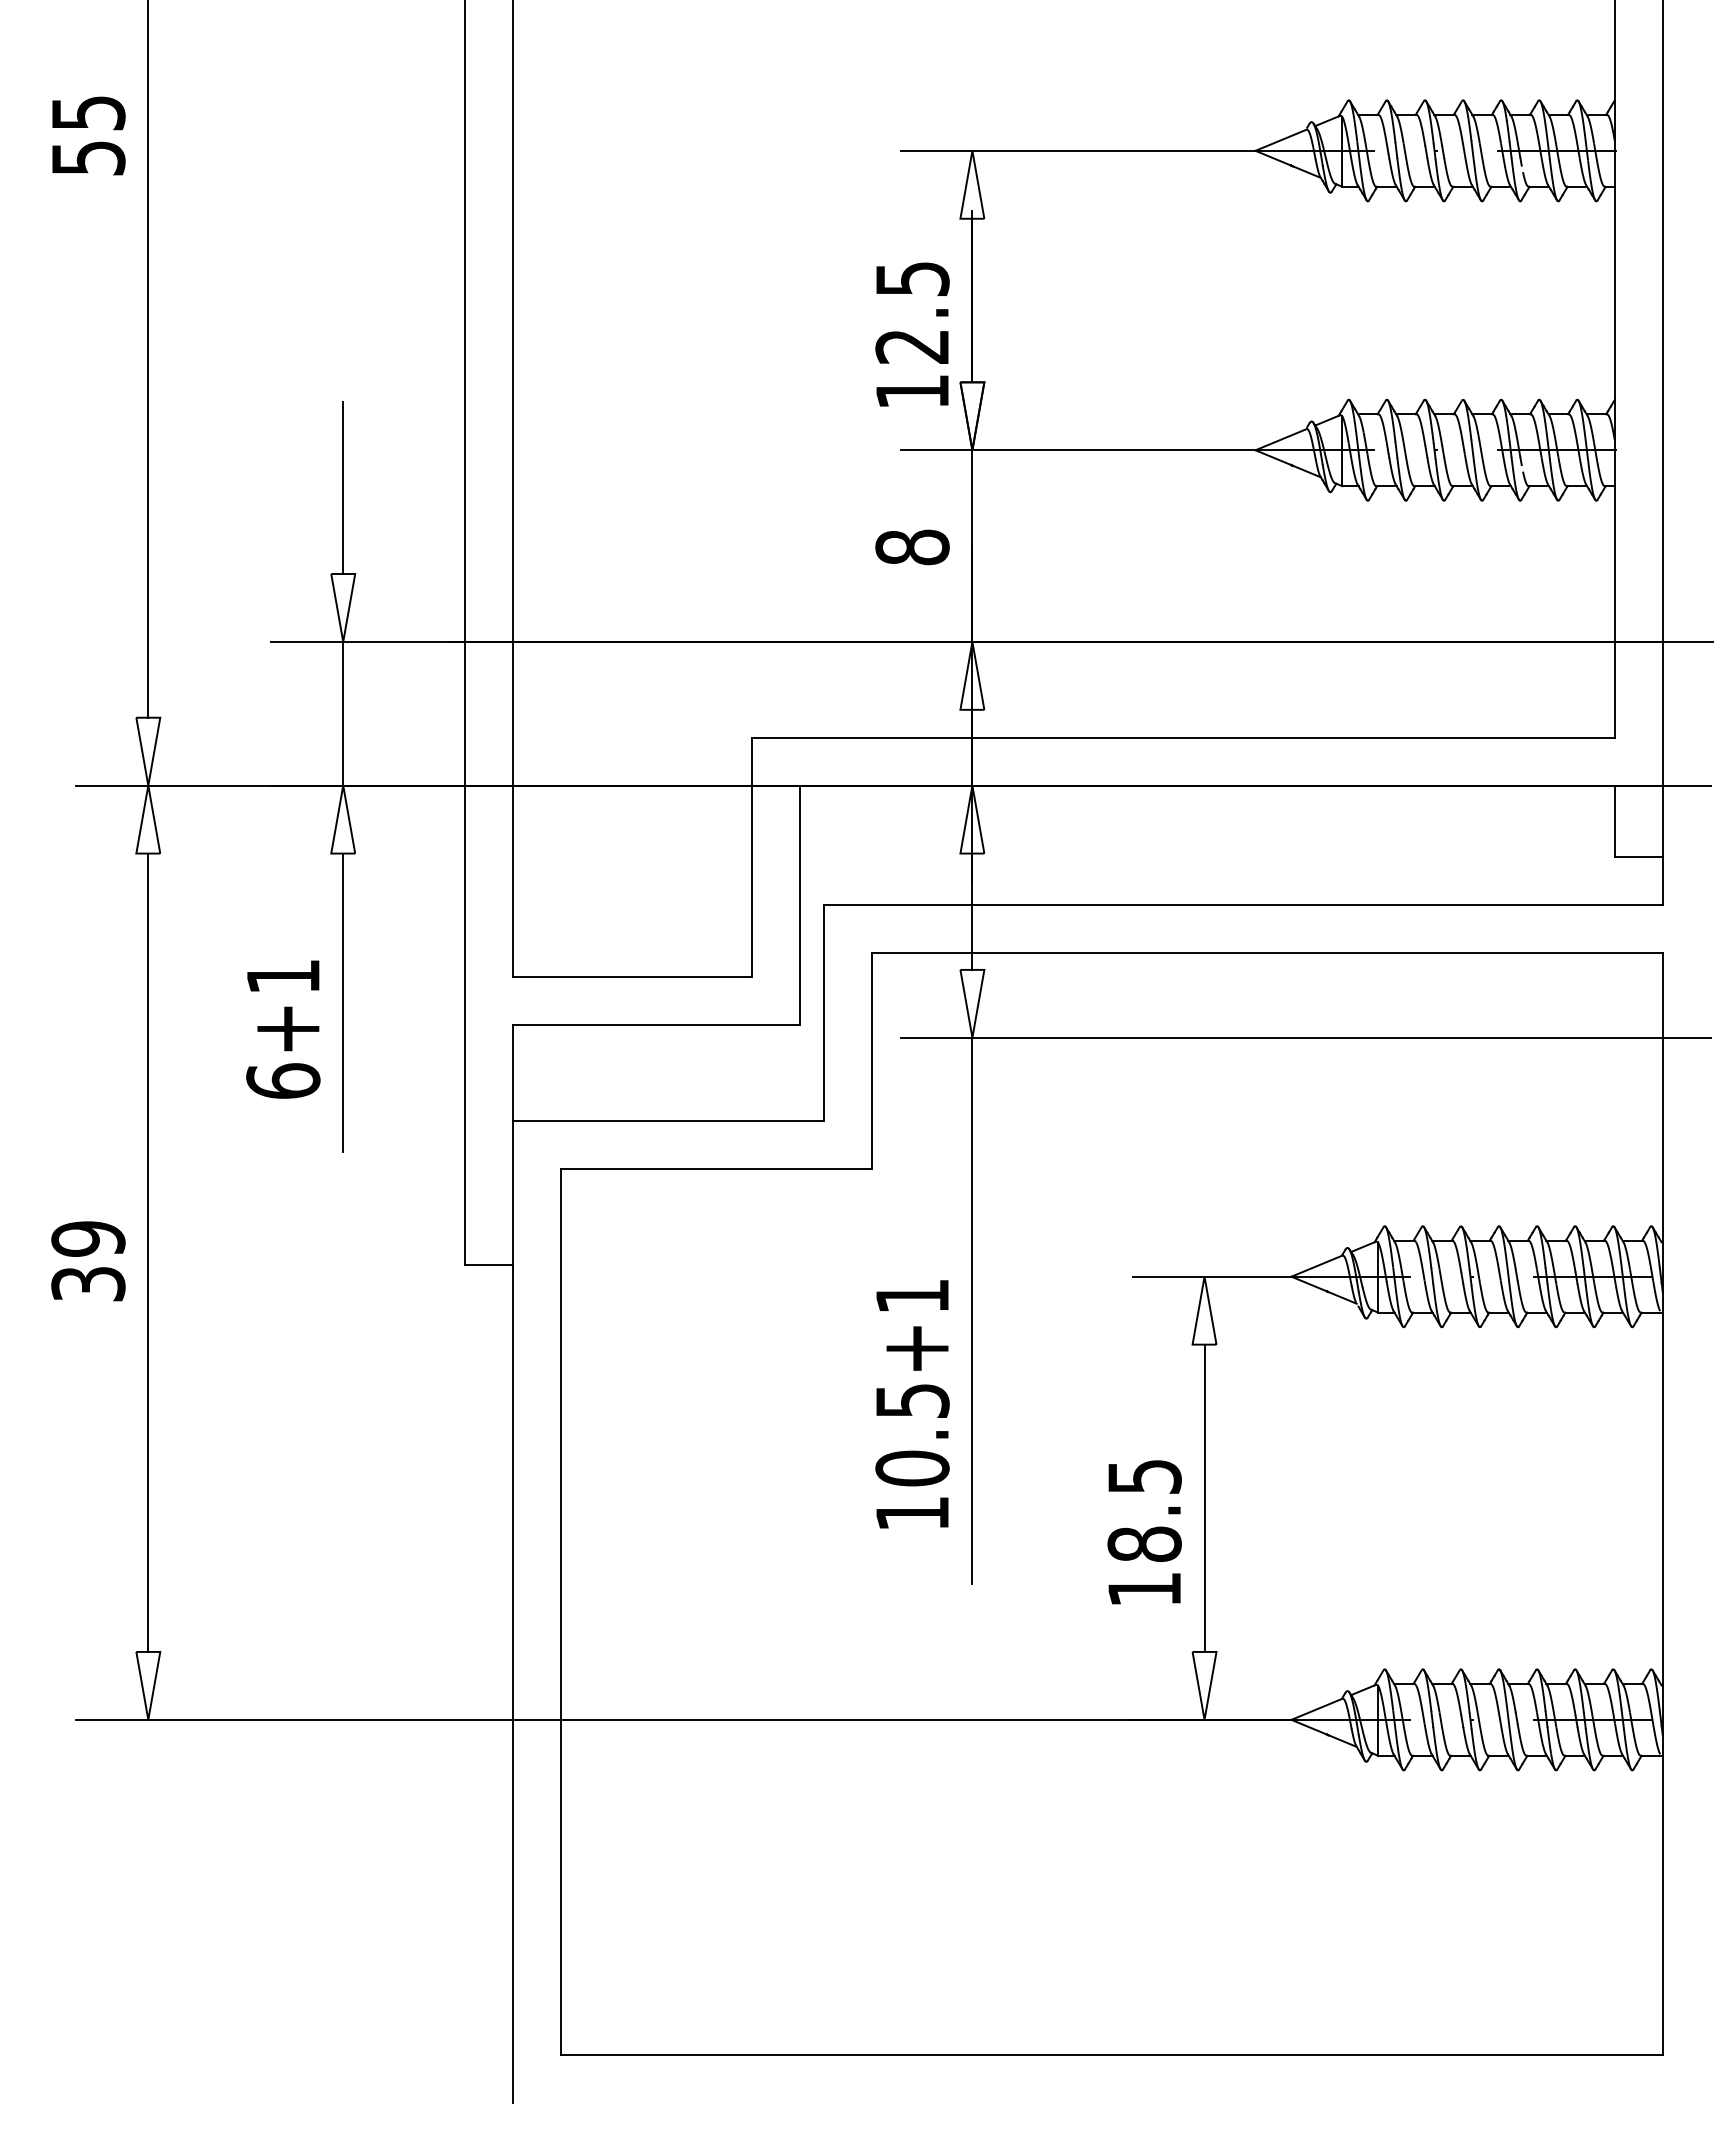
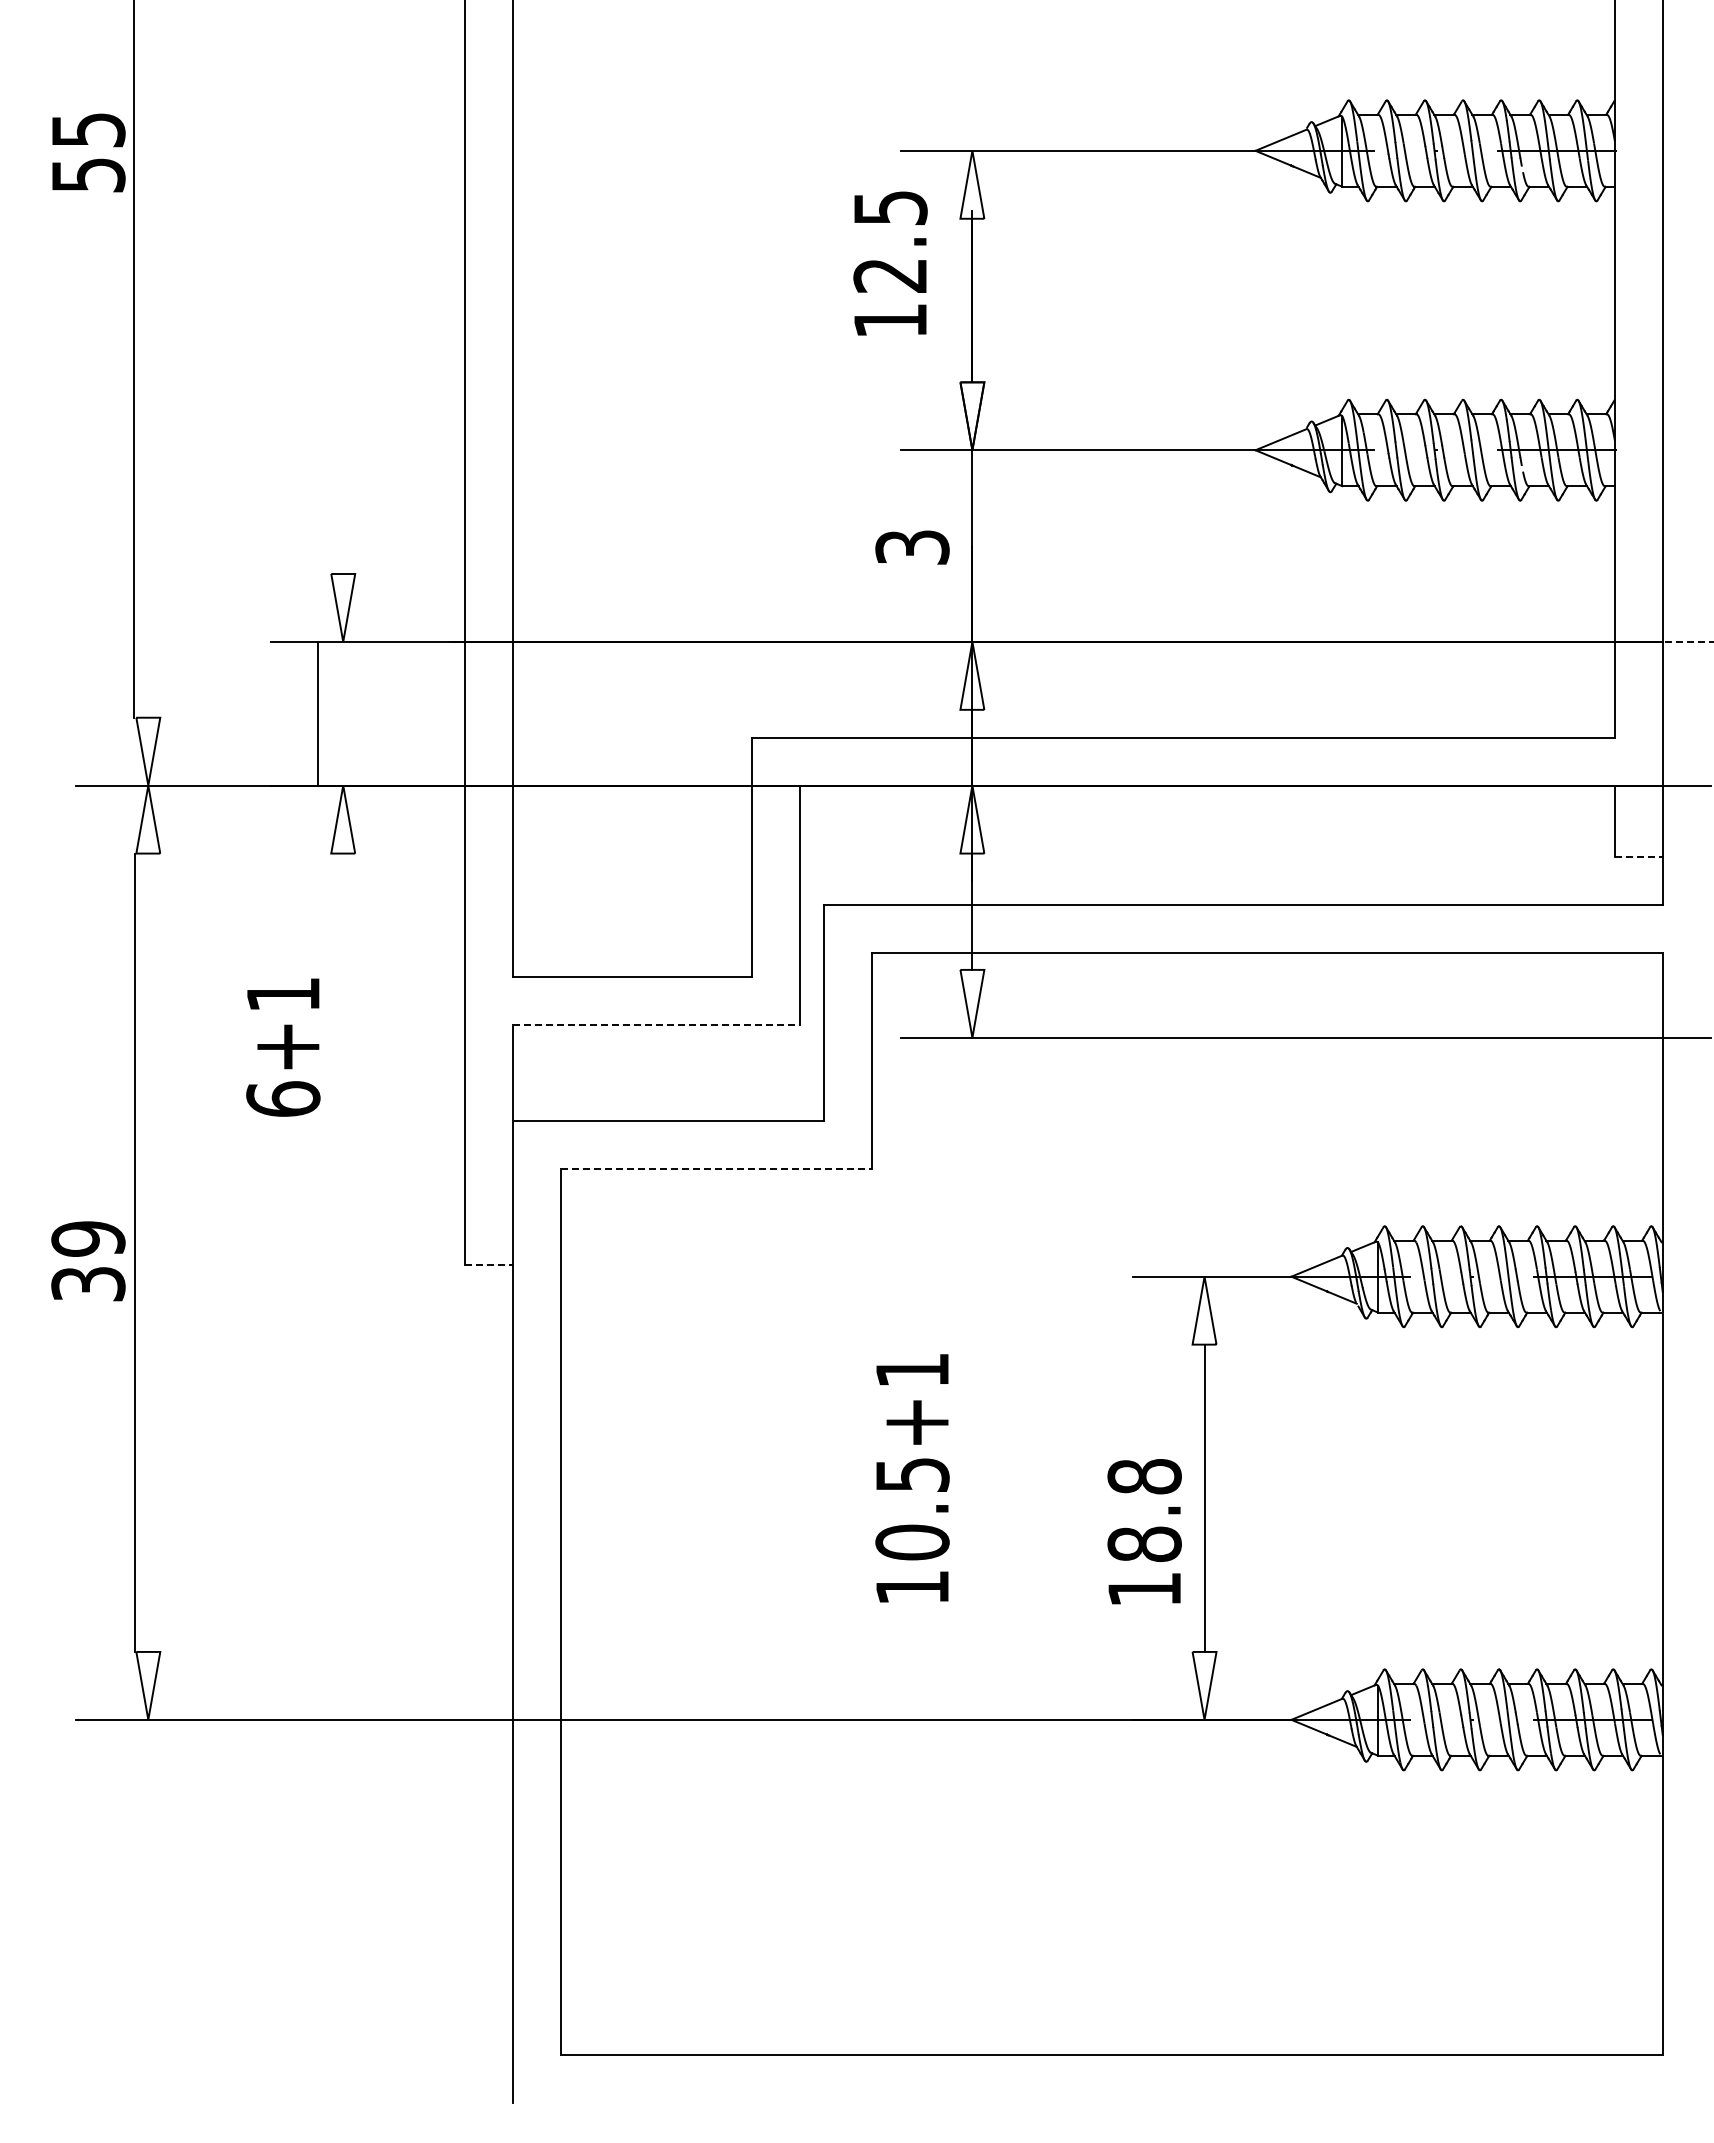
text position: (88, 135) -> (88, 152) (88, 152)
text position: (912, 334) -> (890, 263) (890, 263)
line position: (148, 359) -> (134, 359) (134, 359)
line: present -> none (343, 488)
text: 8 -> 3 (912, 547)
line: solid -> dashed (1687, 641)
line position: (343, 713) -> (318, 713) (318, 713)
line: solid -> dashed (1638, 857)
line: present -> none (343, 1002)
line: solid -> dashed (656, 1025)
text position: (283, 1029) -> (283, 1047) (283, 1047)
line: solid -> dashed (716, 1168)
line position: (148, 1252) -> (135, 1252) (135, 1252)
line: solid -> dashed (488, 1264)
line: present -> none (972, 1310)
text position: (912, 1404) -> (912, 1478) (912, 1478)
text: 18.5 -> 18.8 (1144, 1476)
